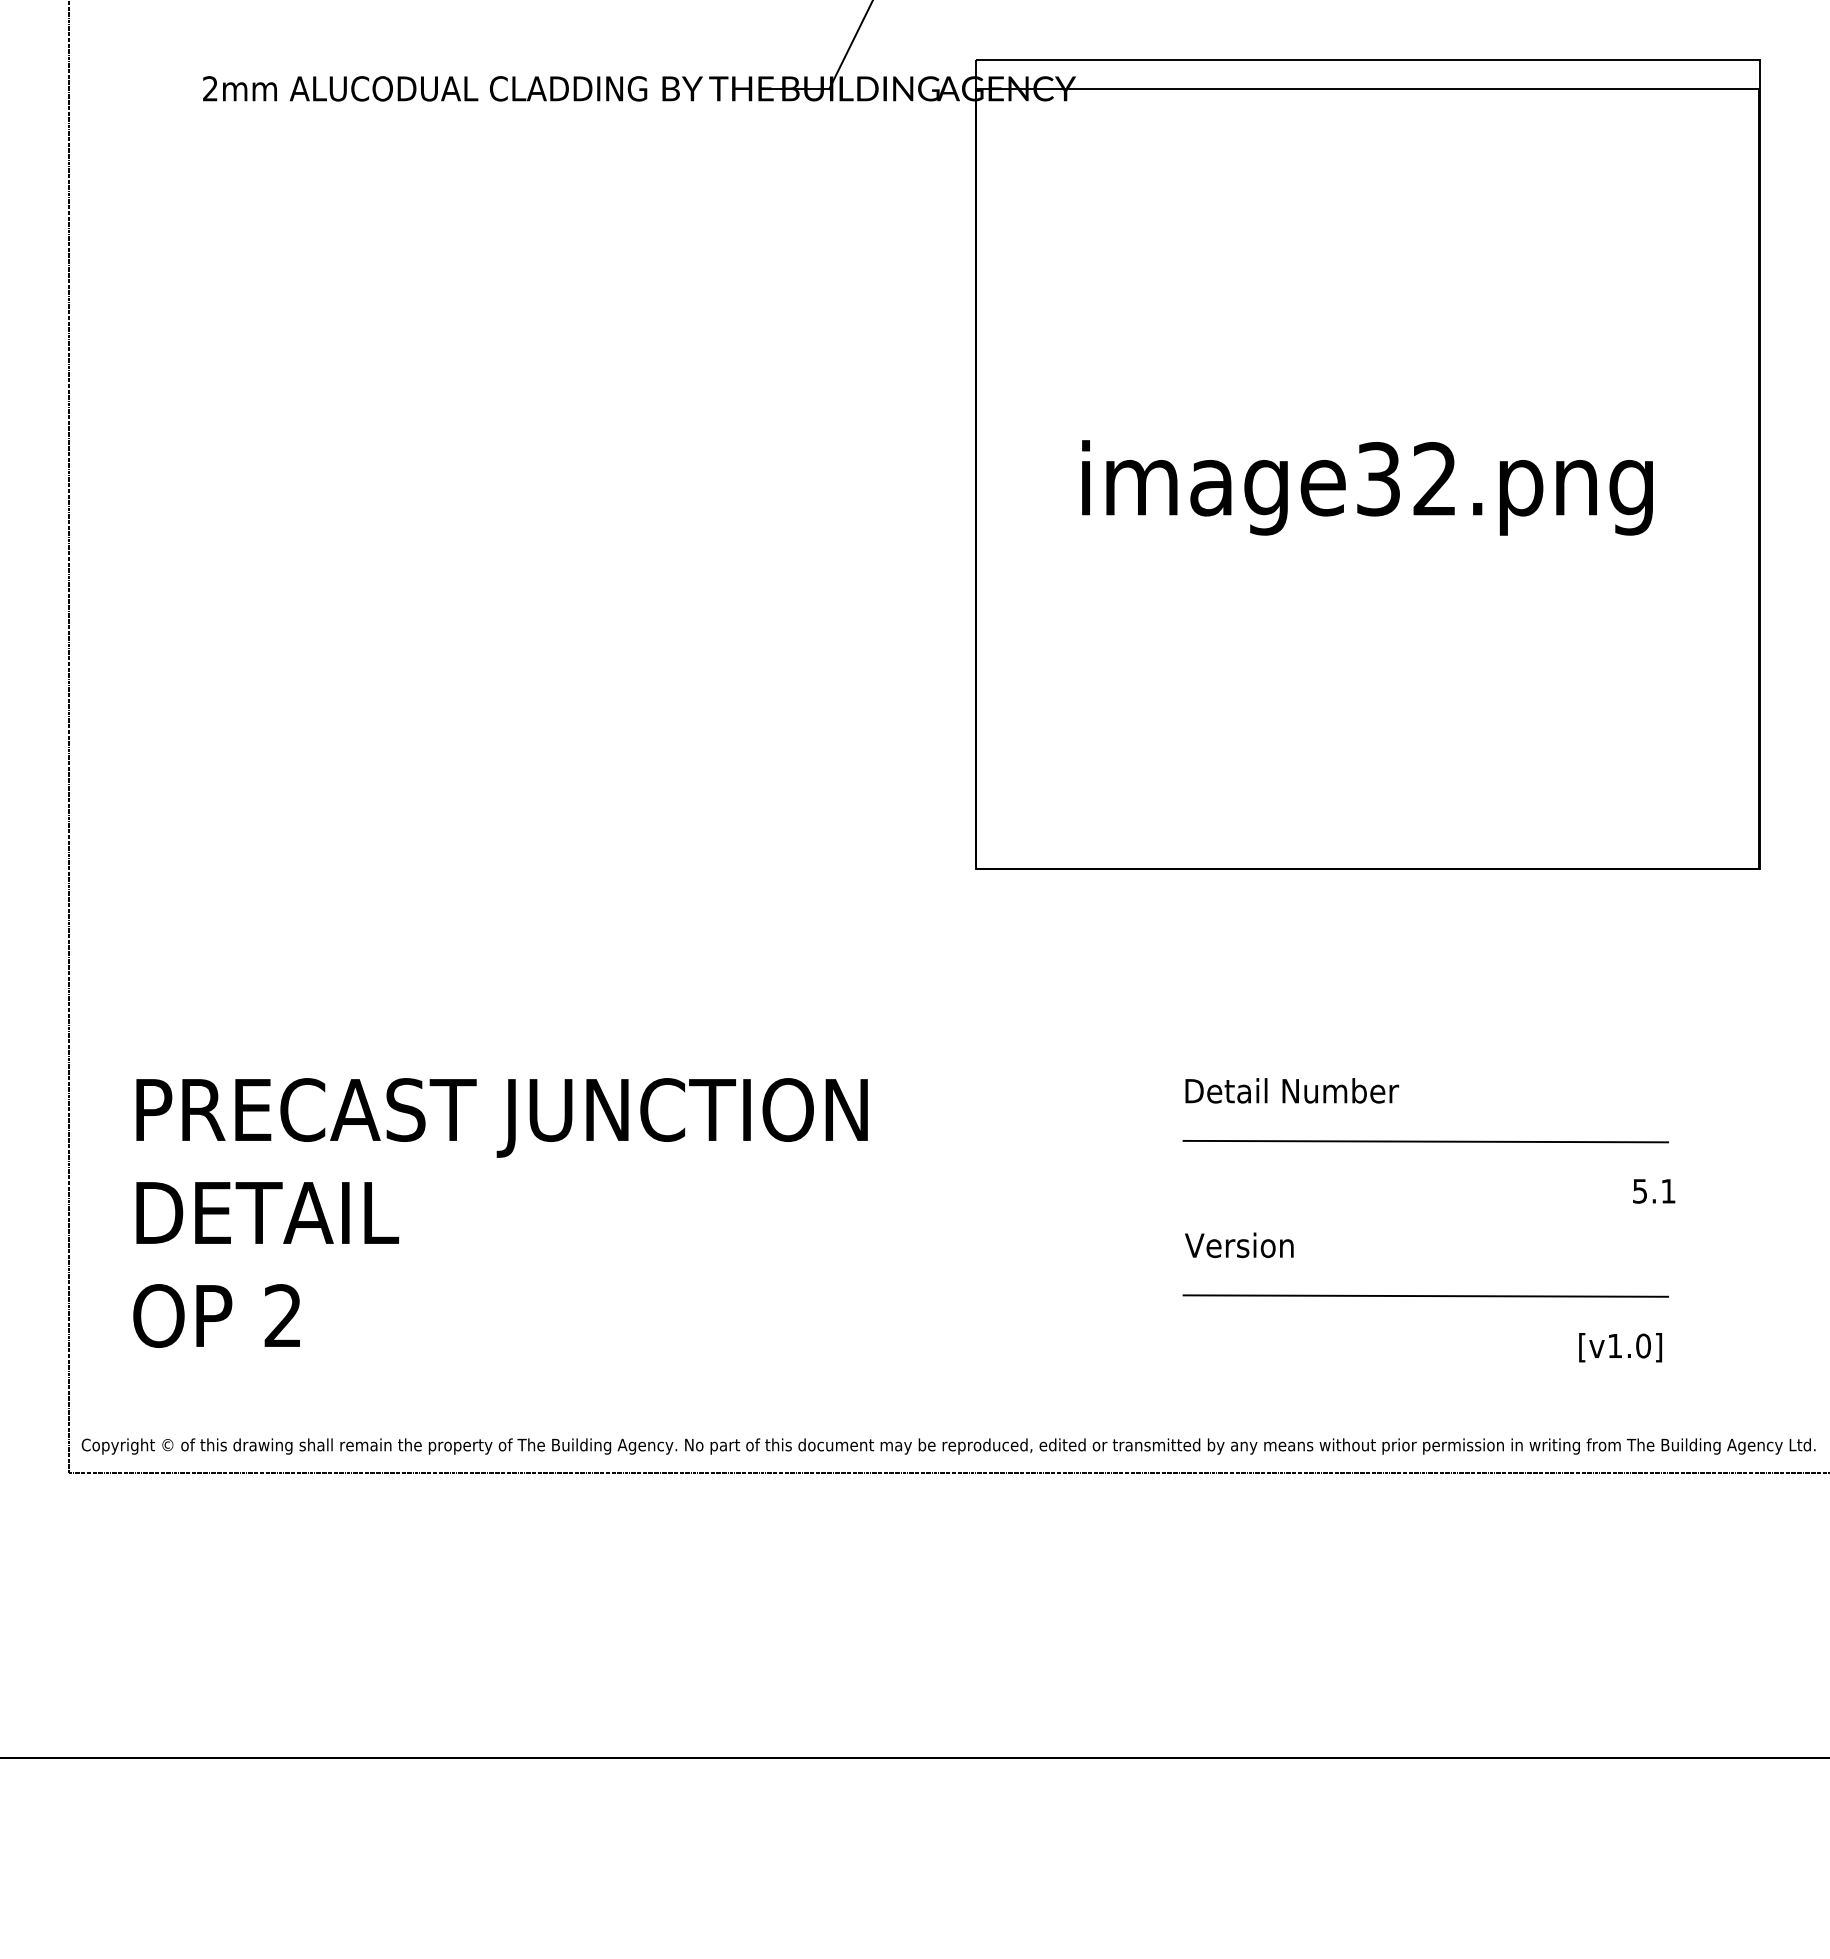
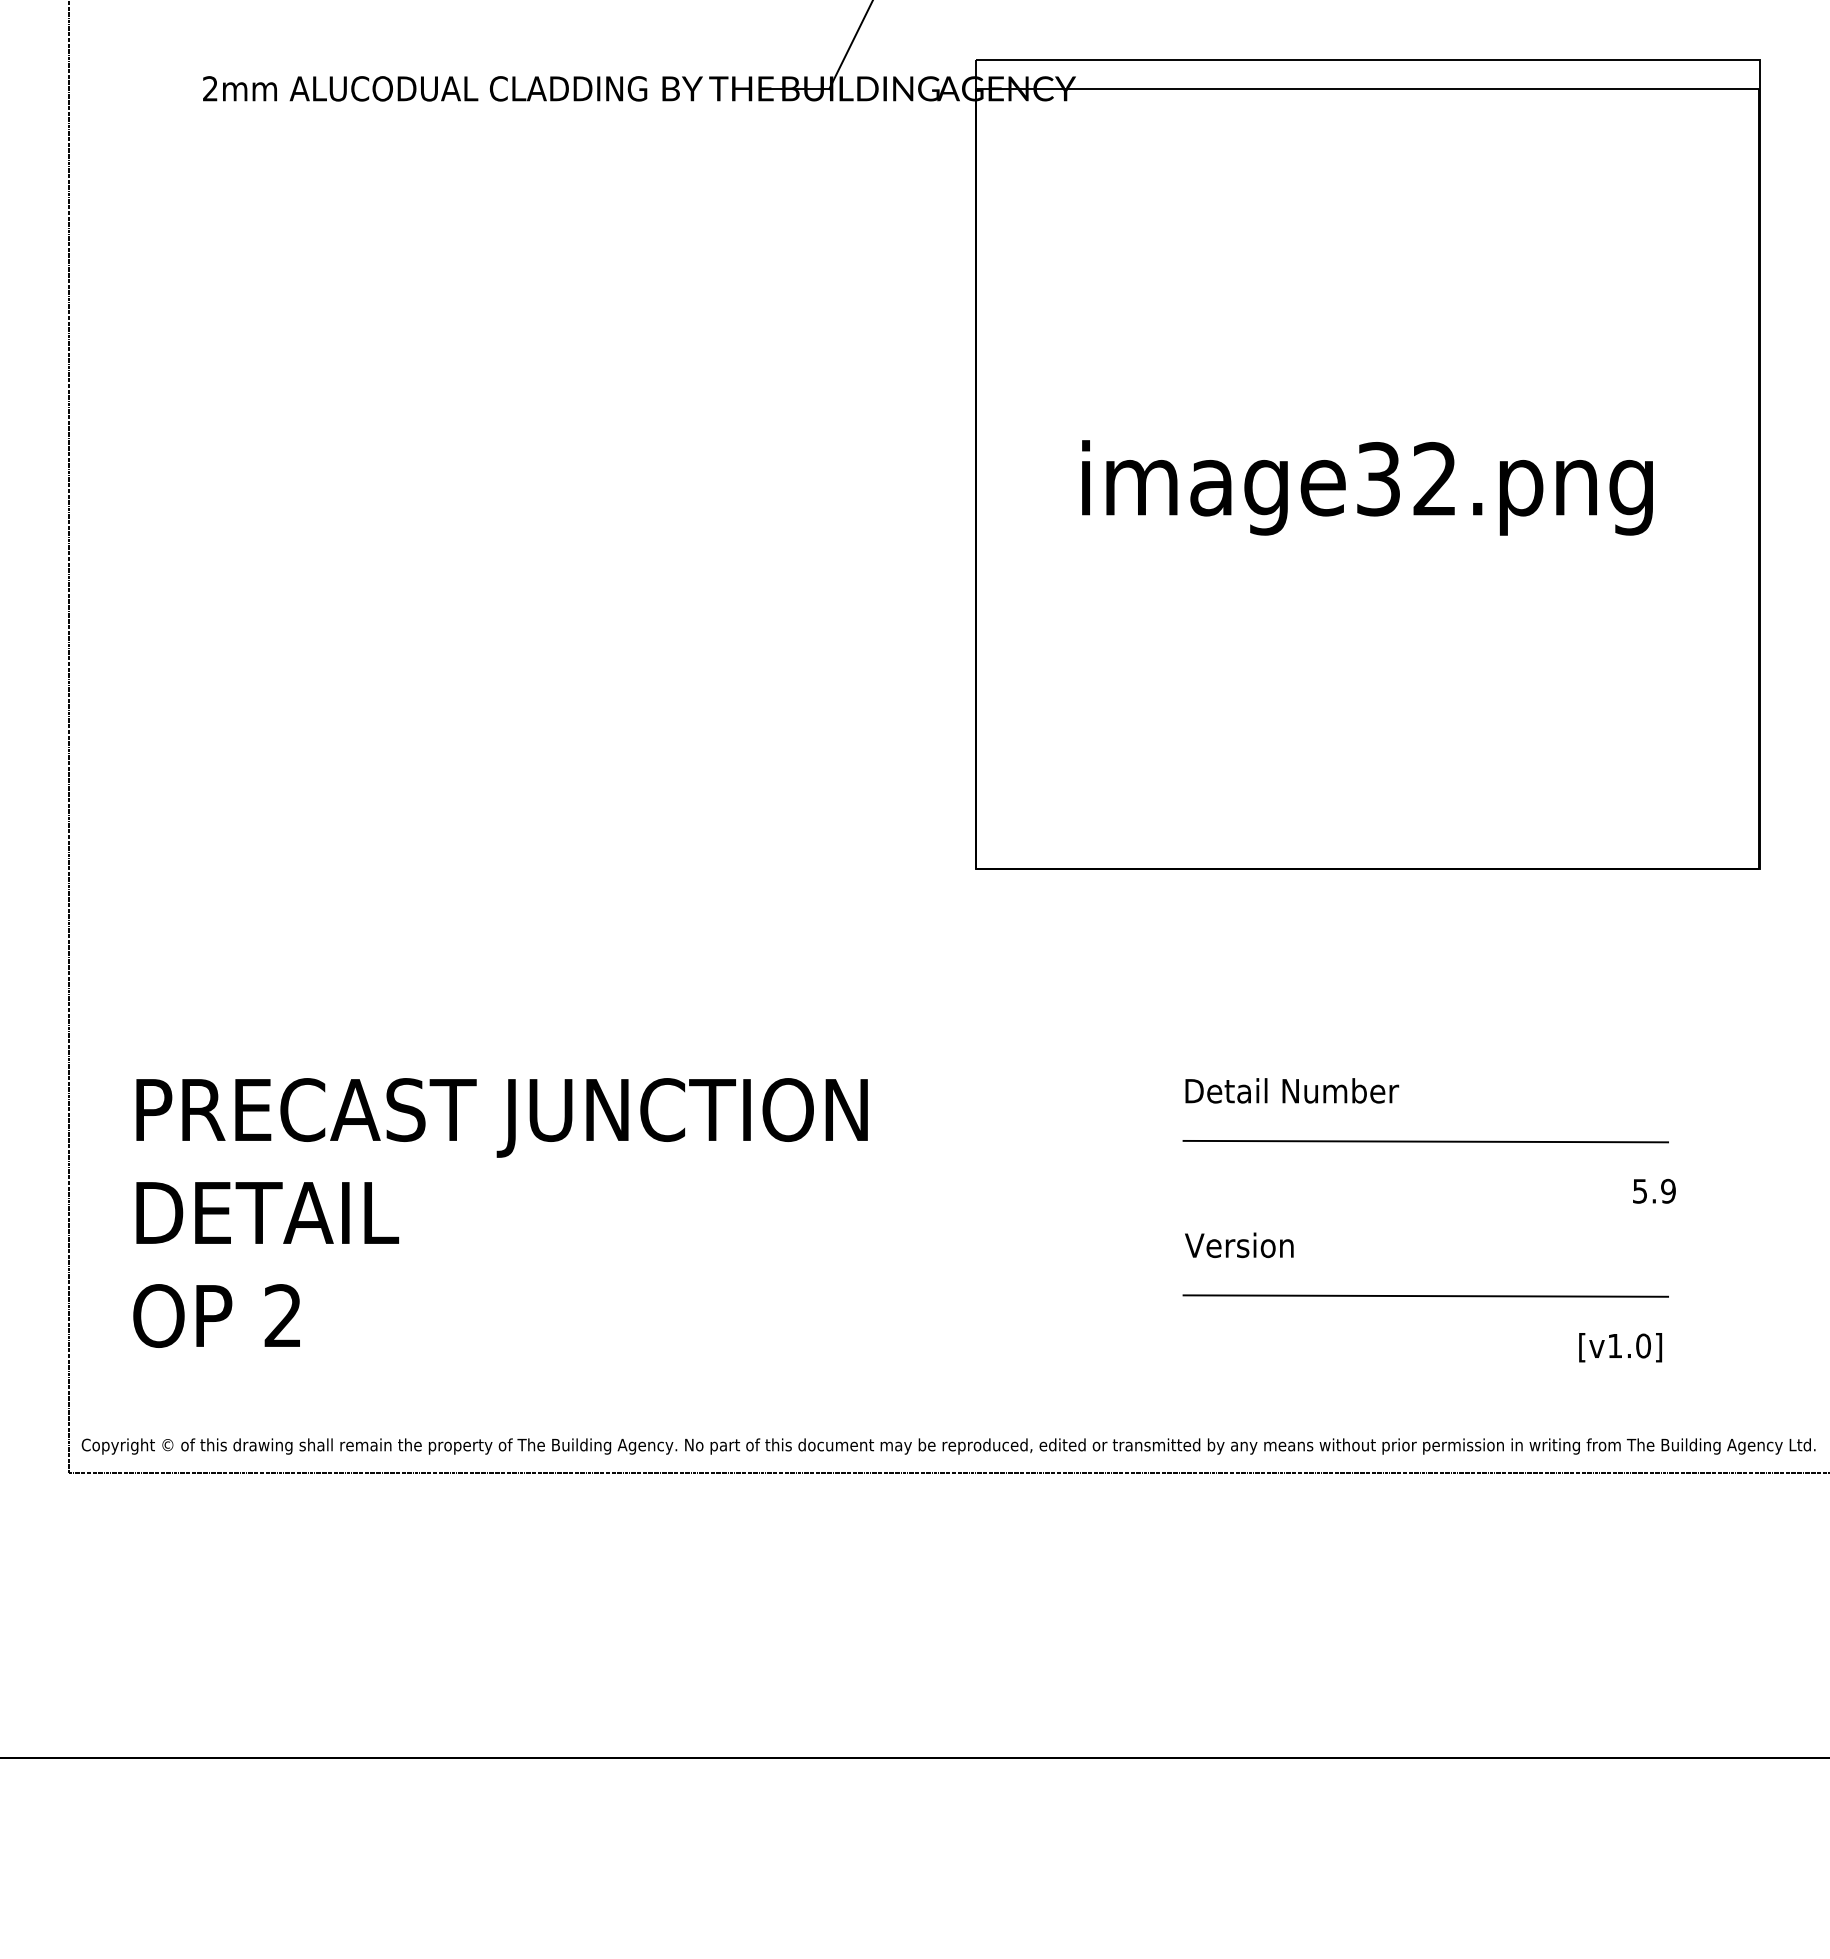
text: 5.1 -> 5.9 (1668, 1190)
